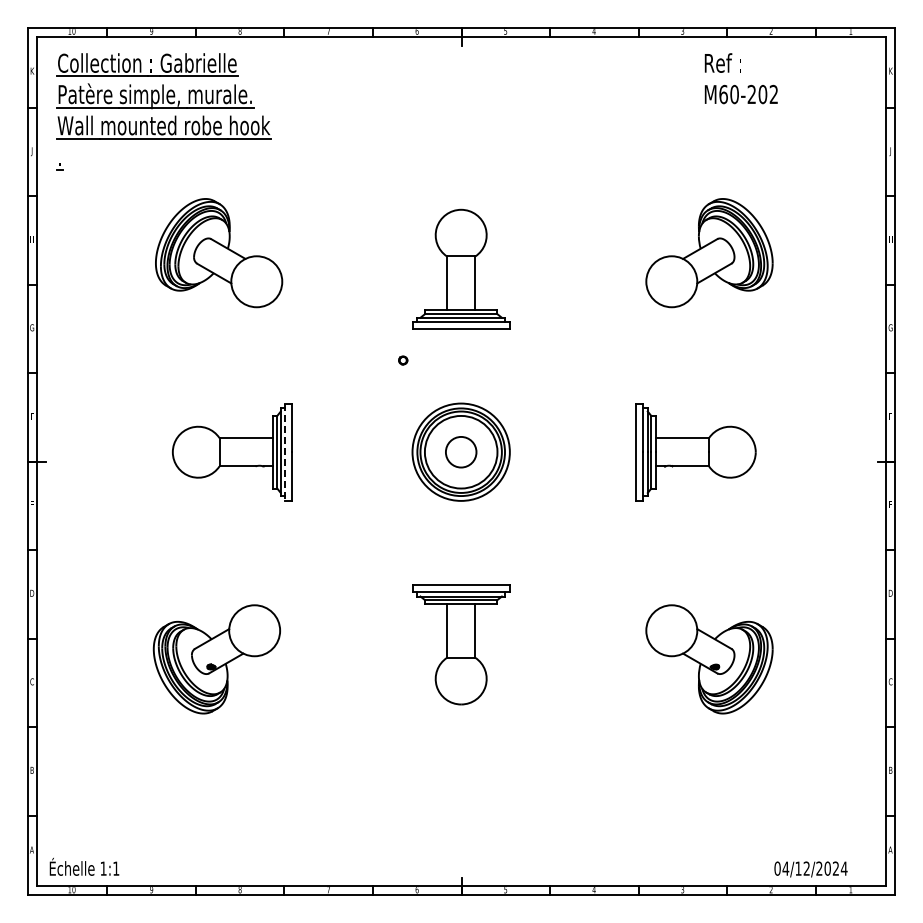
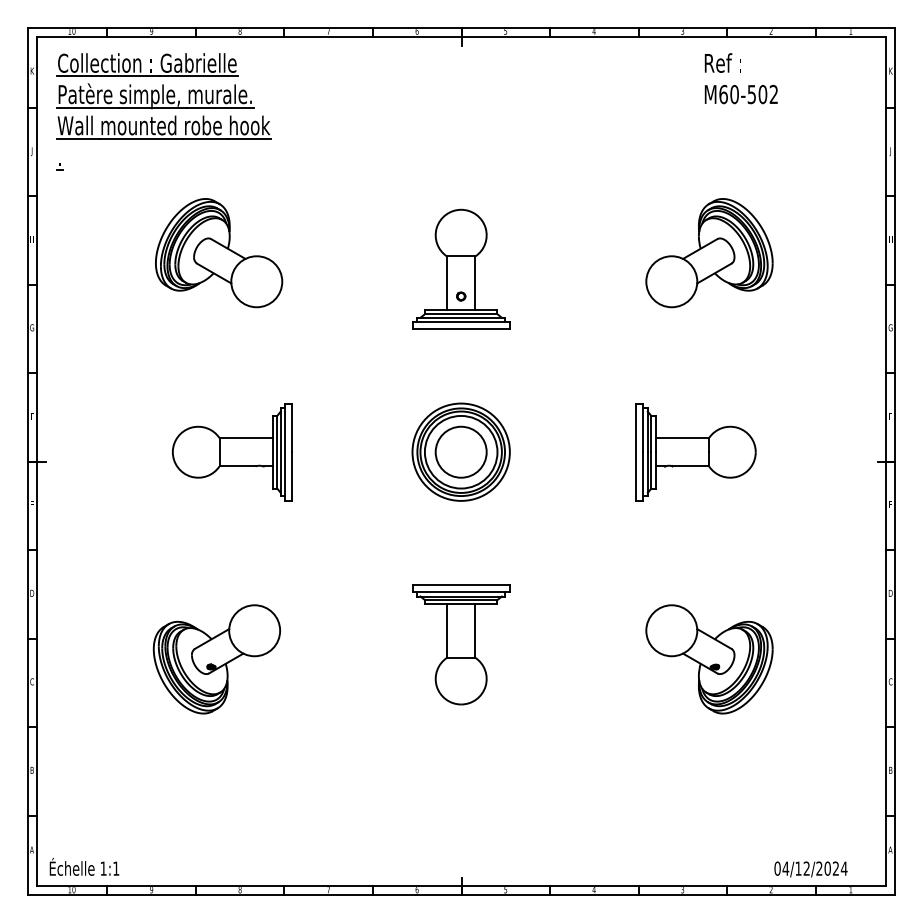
text: ^JM60-202 -> ^JM60-502 (751, 94)
part position: (403, 360) -> (461, 296) (461, 296)
circle diameter: 31 px -> 51 px (460, 451)
line: dashed -> solid (285, 452)
